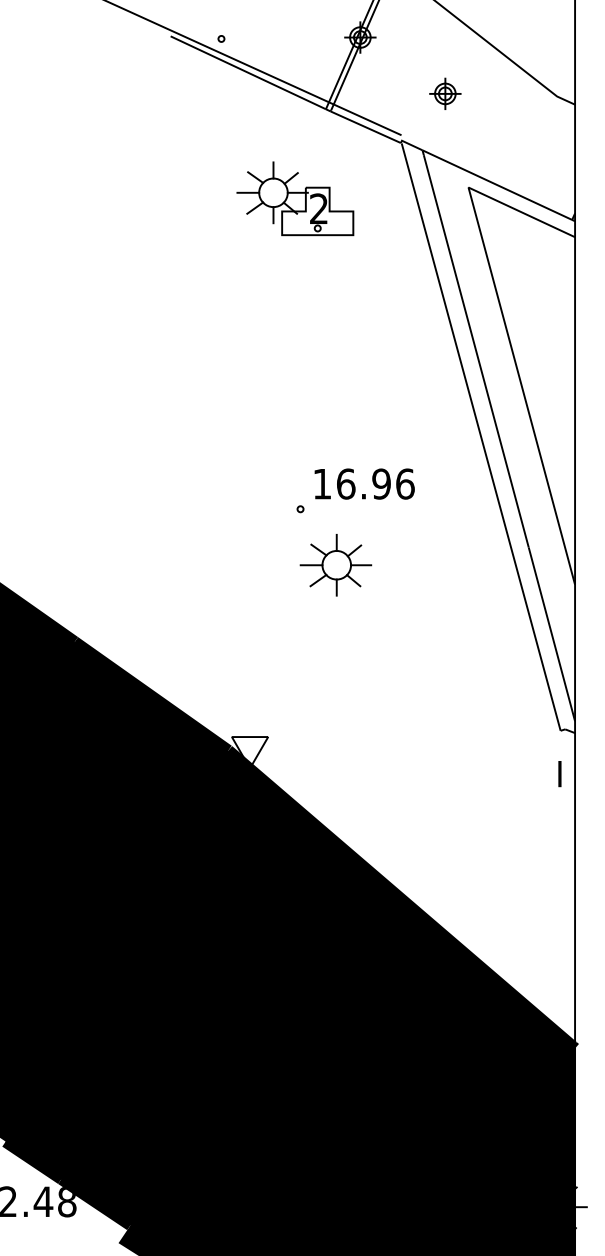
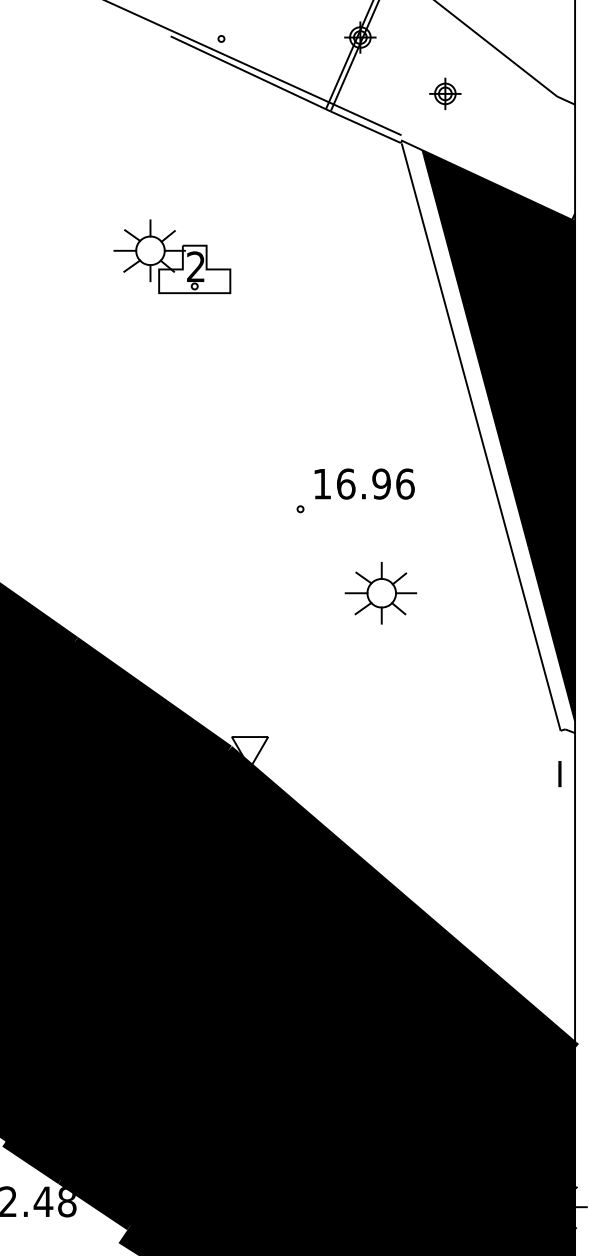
part position: (295, 198) -> (172, 256) (172, 256)
fill: none -> present (498, 435)
part position: (335, 565) -> (380, 593) (380, 593)
